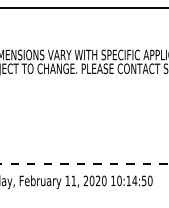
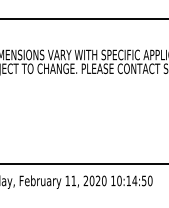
line position: (83, 7) -> (83, 18) (83, 18)
line: dashed -> solid (84, 163)
